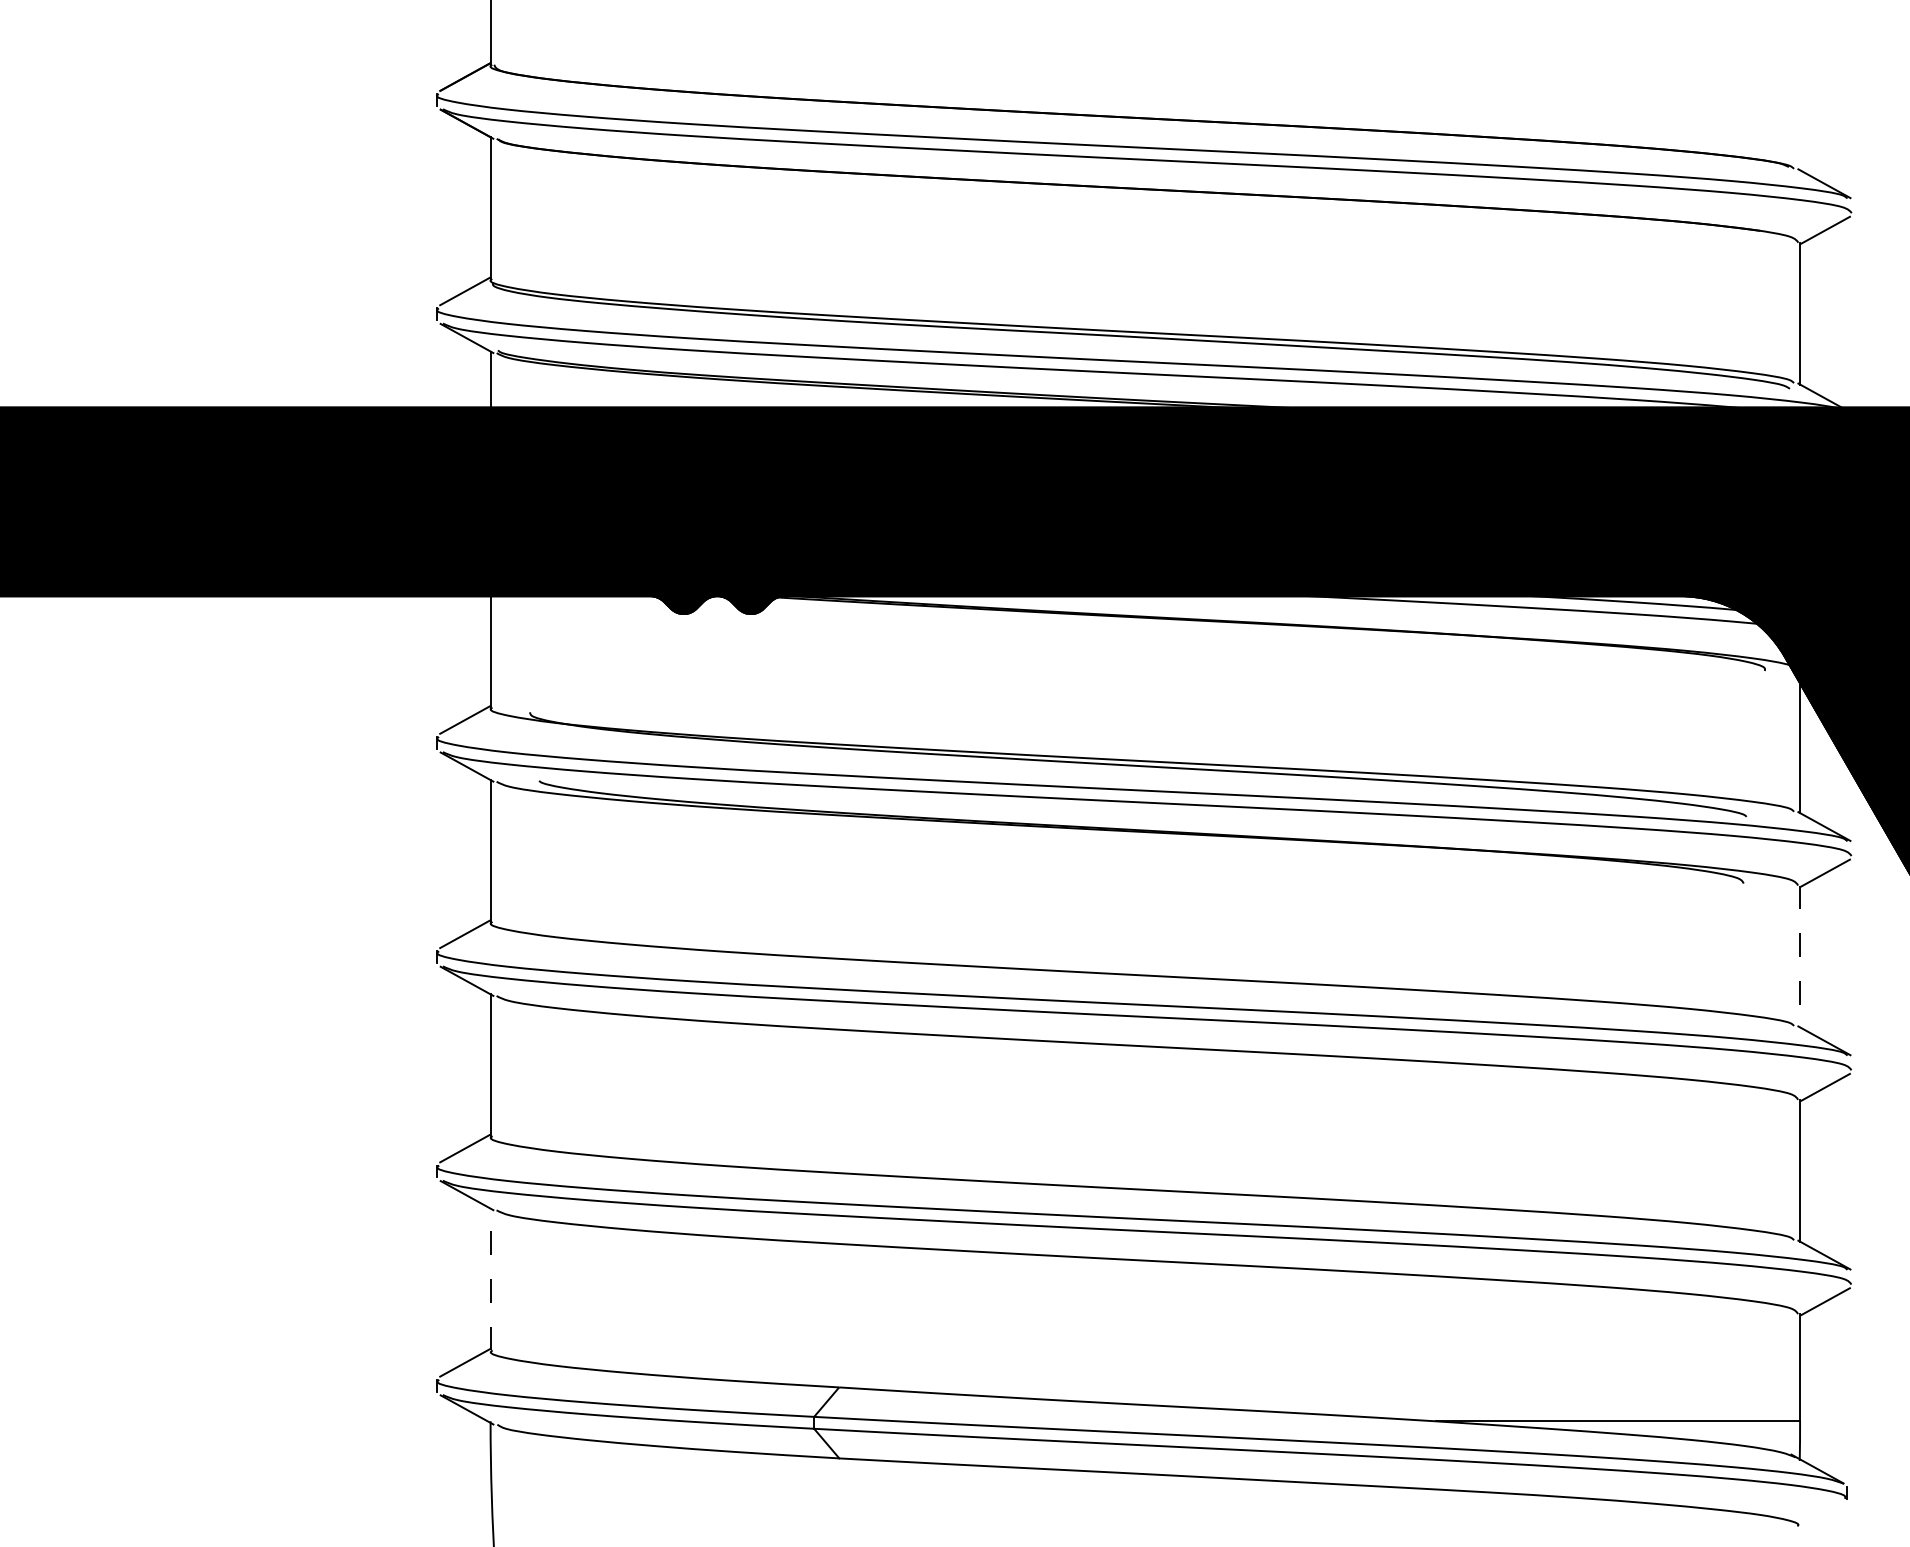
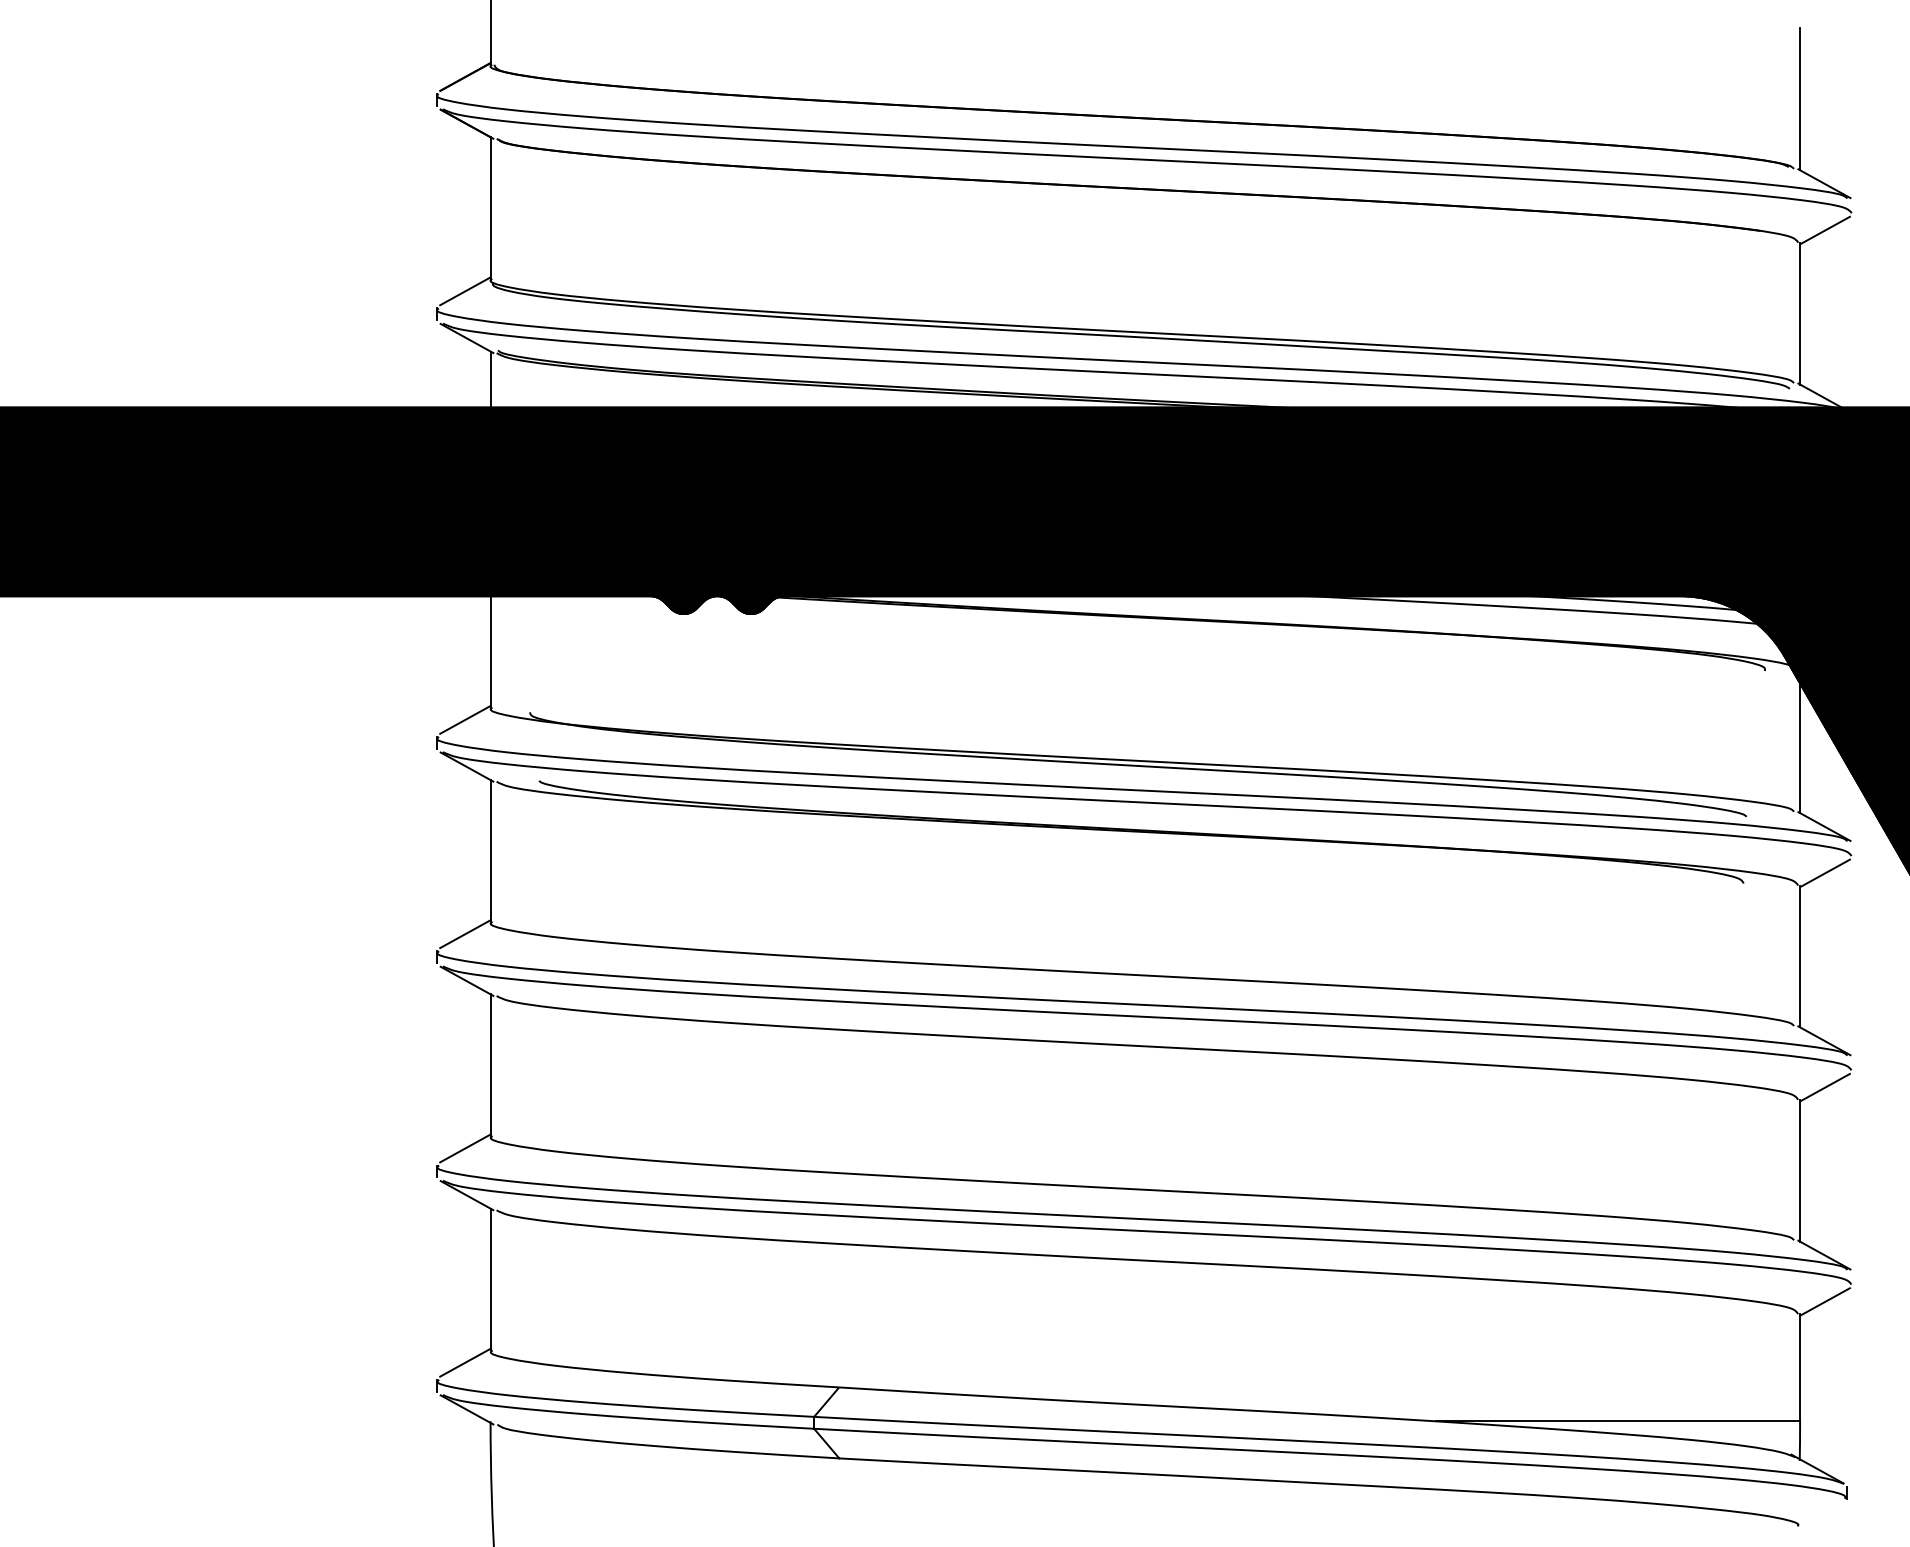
line: none -> present (1800, 99)
line: dashed -> solid (1800, 956)
line: dashed -> solid (490, 1279)
